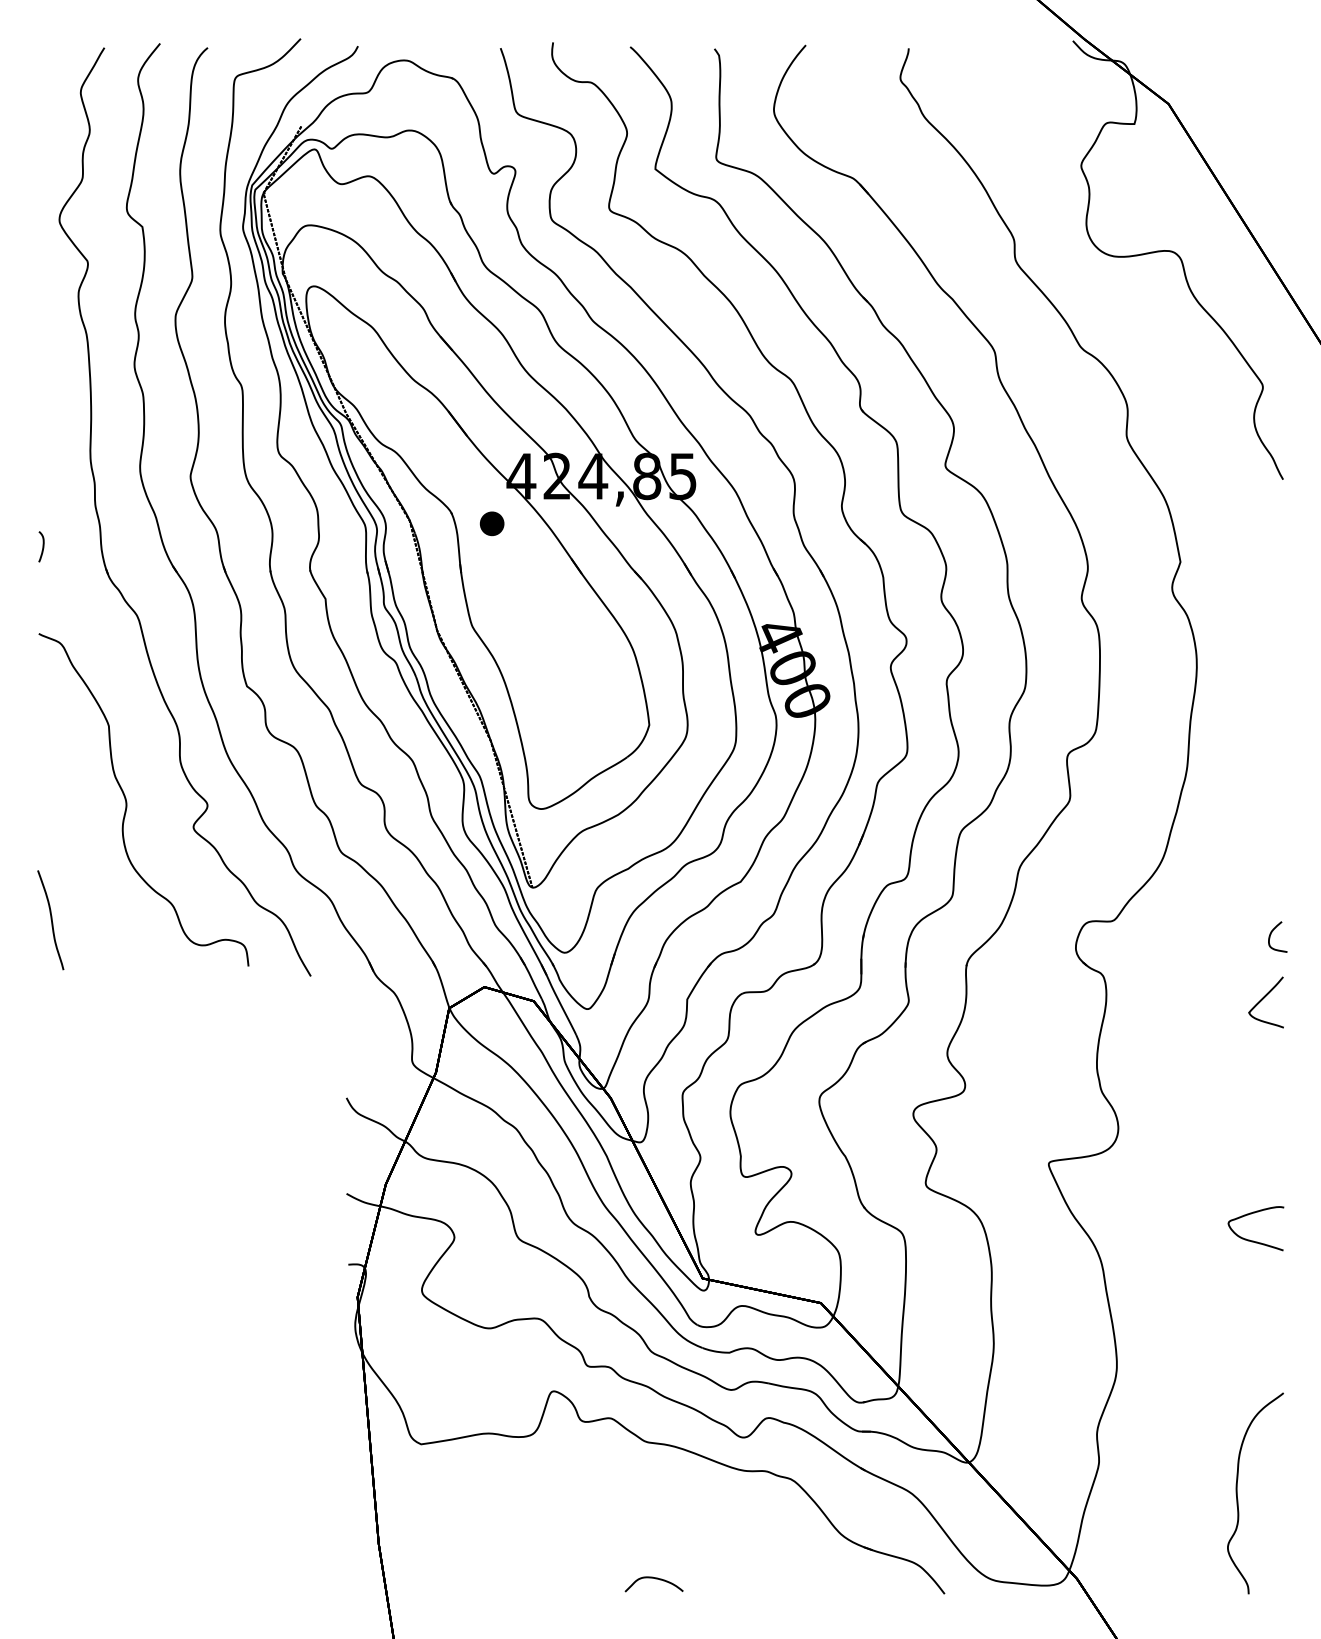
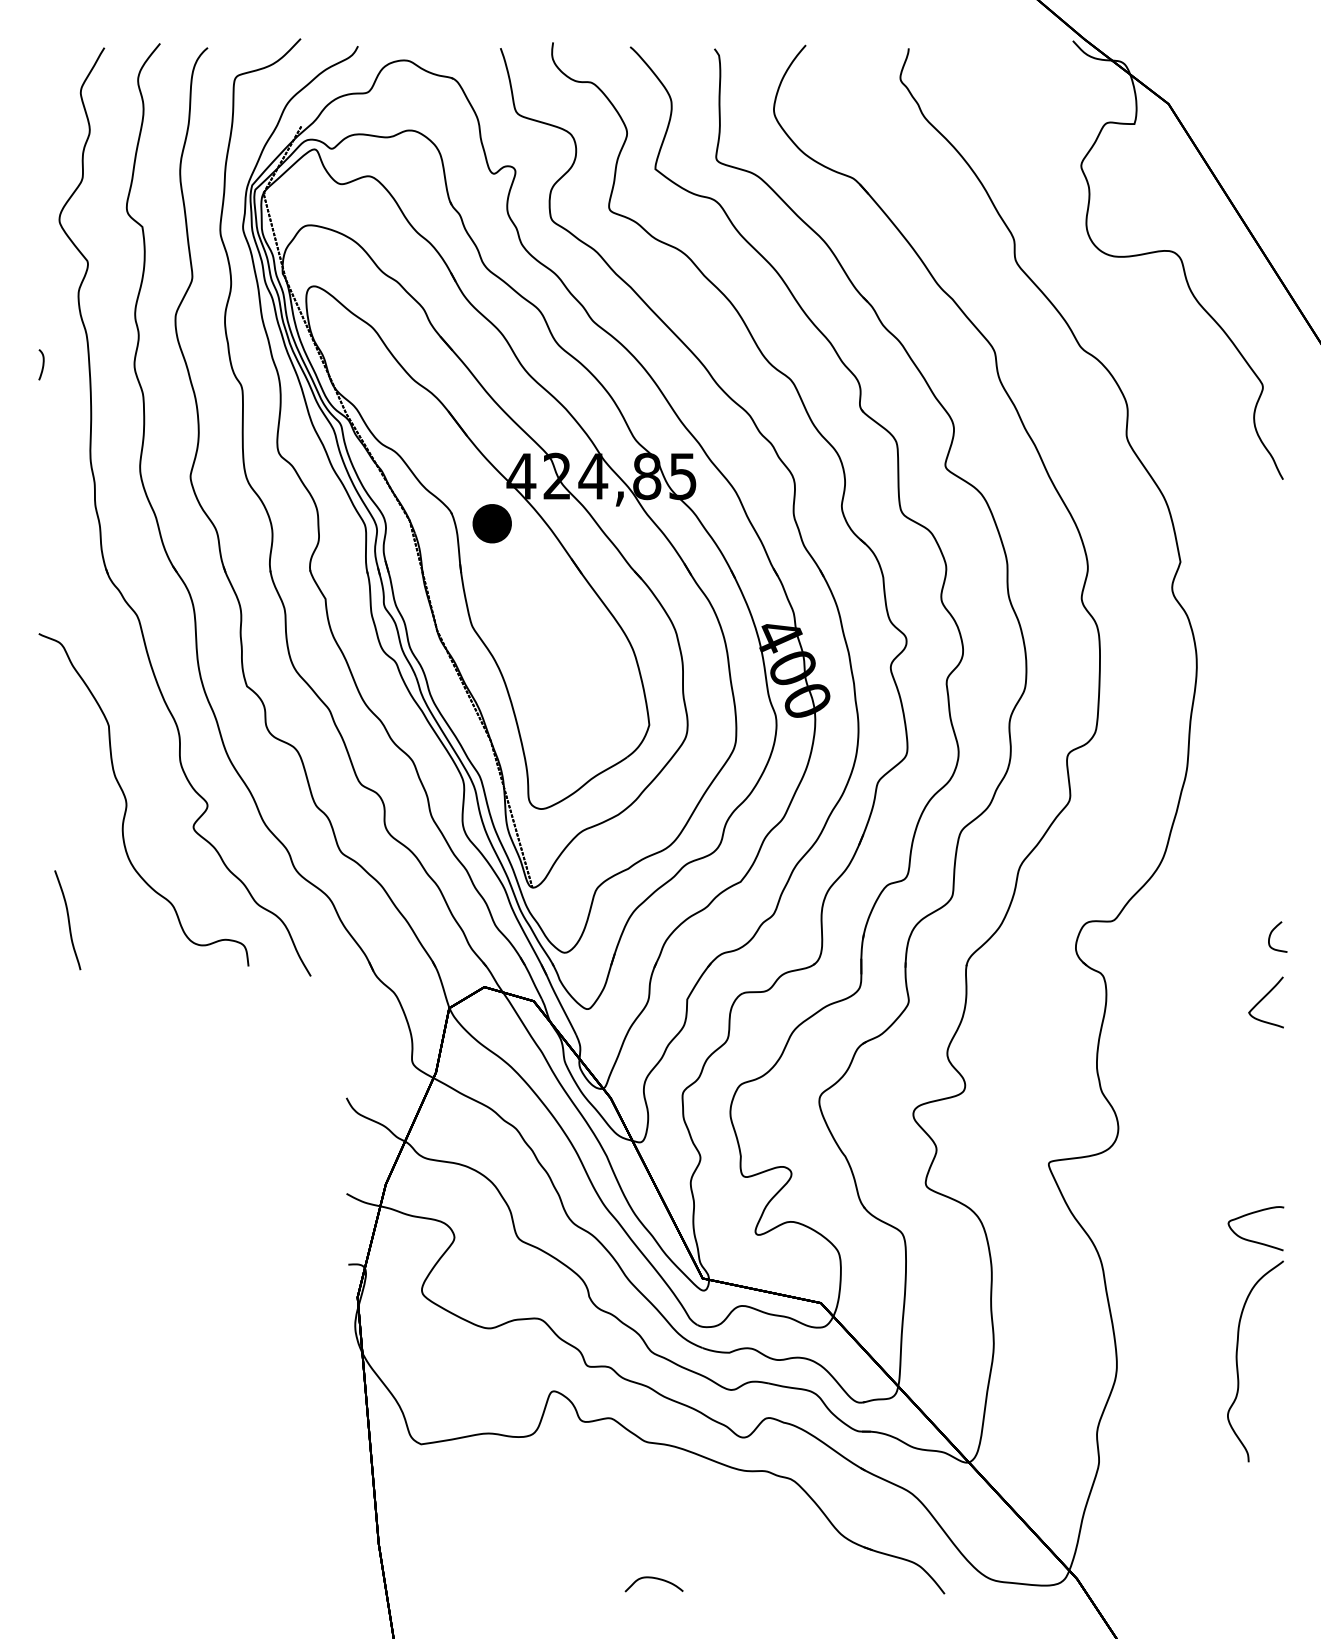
part size: 26x26 px -> 40x40 px (491, 523)
curve position: (42, 546) -> (42, 364) (42, 364)
curve position: (50, 919) -> (67, 919) (67, 919)
curve position: (1237, 1493) -> (1237, 1361) (1237, 1361)
